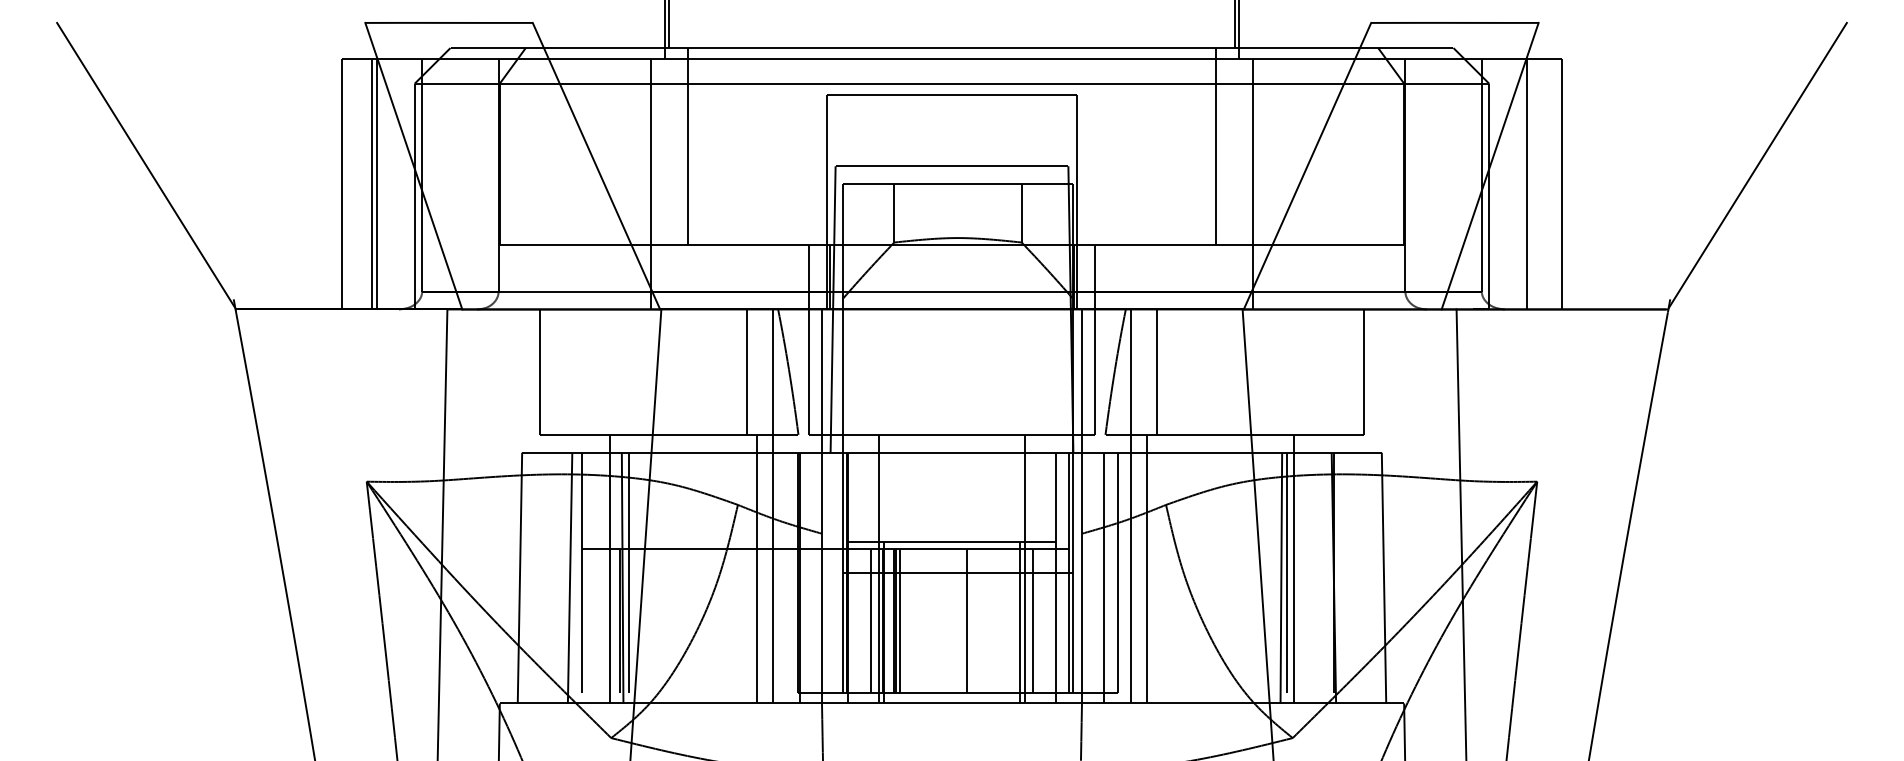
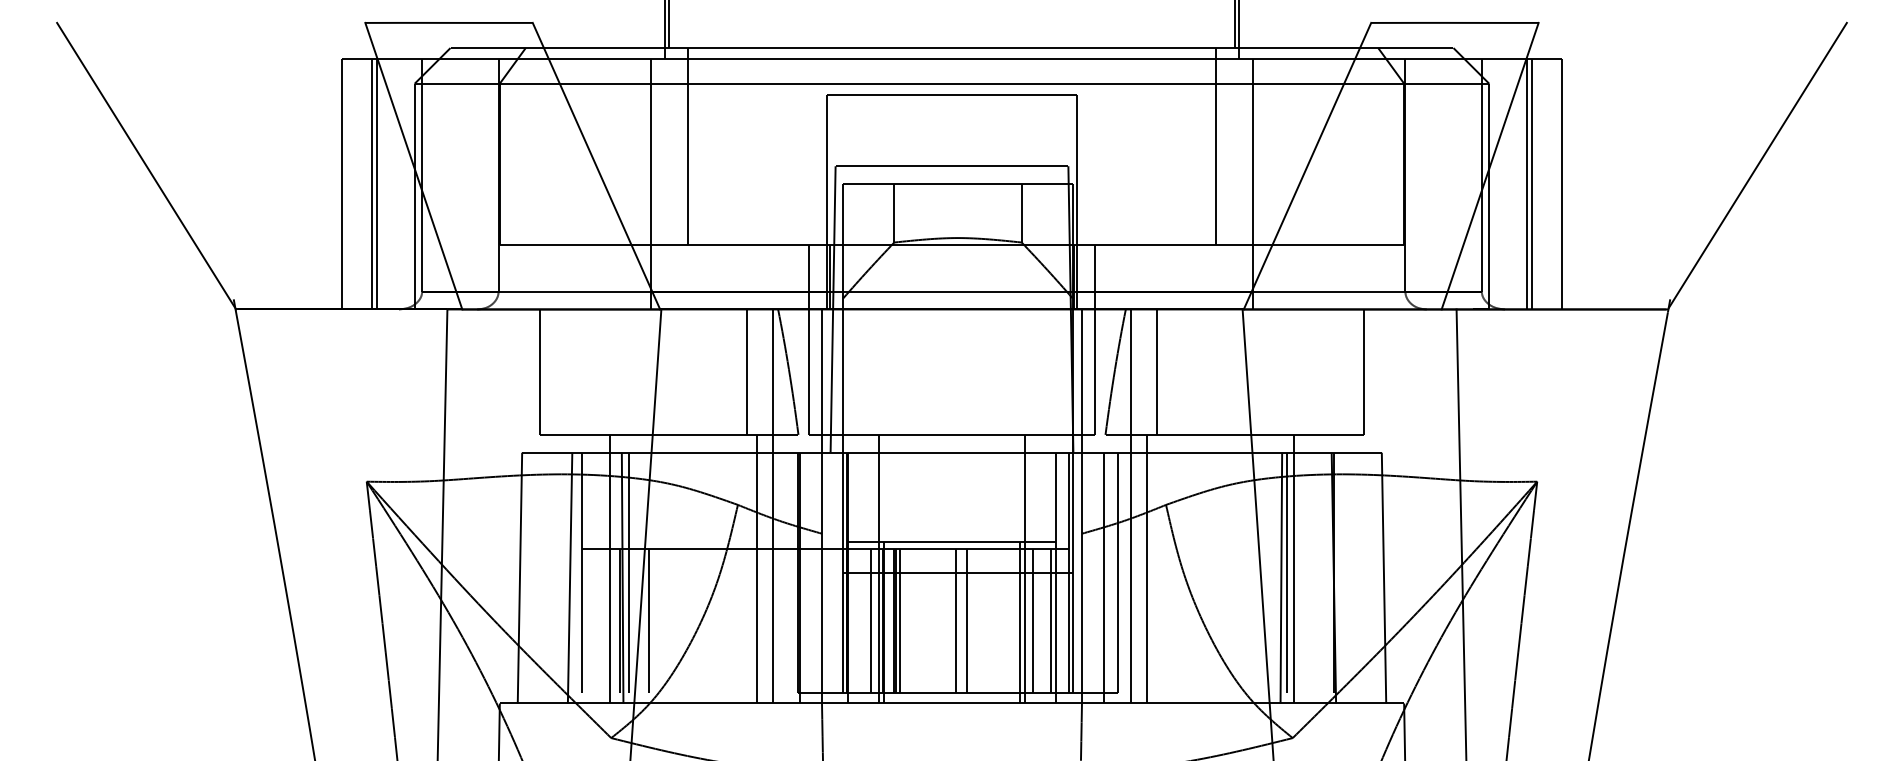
line: none -> present (1532, 183)
line: none -> present (649, 620)
line: none -> present (955, 620)
line: none -> present (1051, 620)
